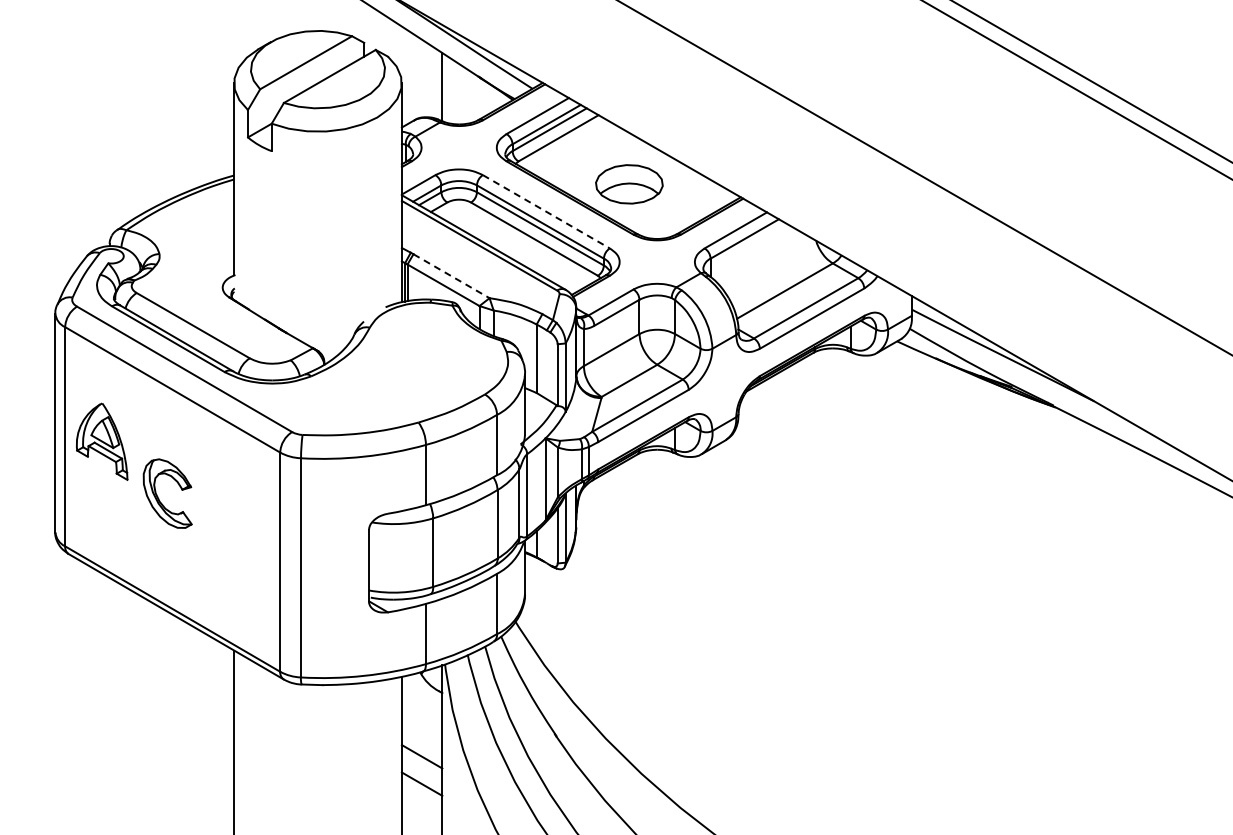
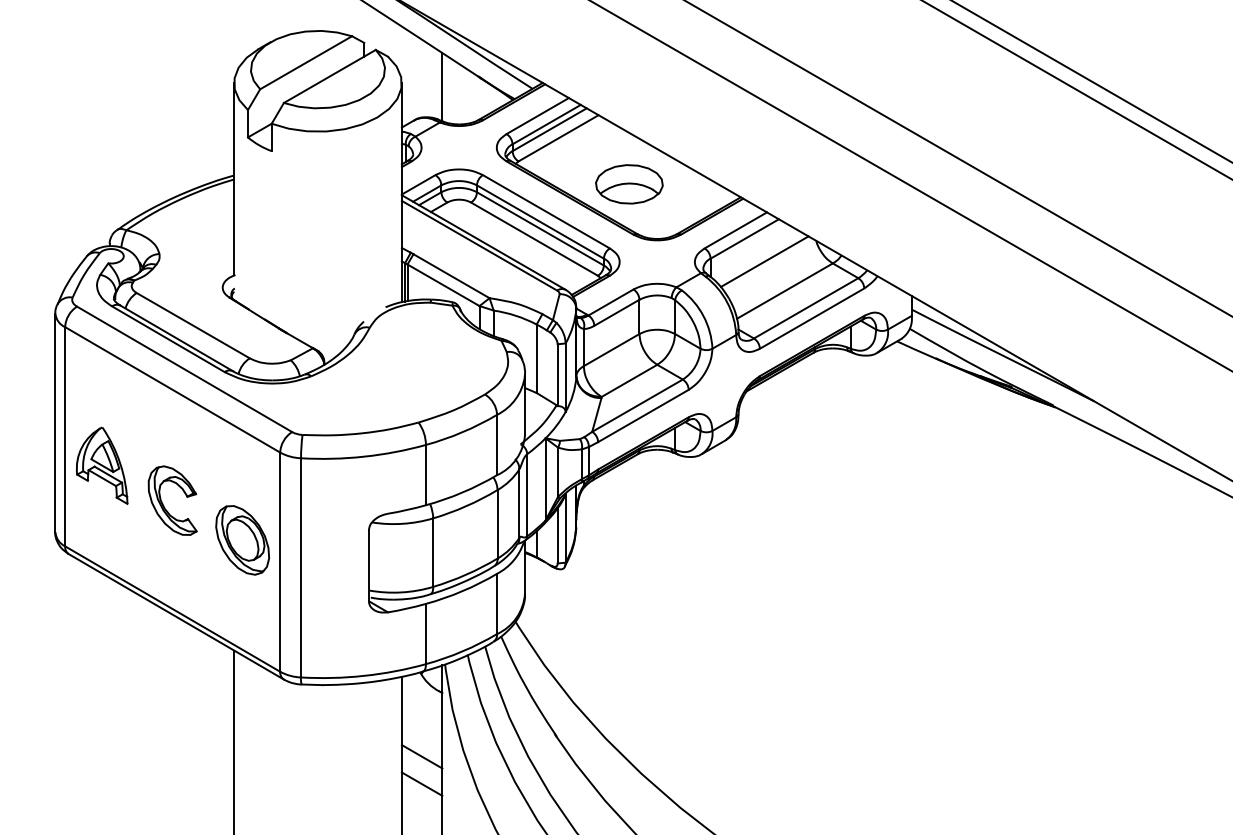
line: none -> present (958, 158)
line position: (924, 177) -> (910, 185) (910, 185)
line: dashed -> solid (546, 212)
line: none -> present (764, 261)
line: dashed -> solid (451, 276)
part position: (102, 441) -> (102, 465) (102, 465)
part position: (159, 498) -> (164, 505) (164, 505)
part: none -> present (242, 540)
